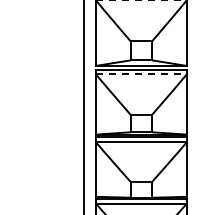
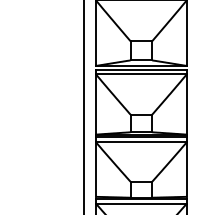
line: dashed -> solid (141, 0)
line: dashed -> solid (141, 74)
